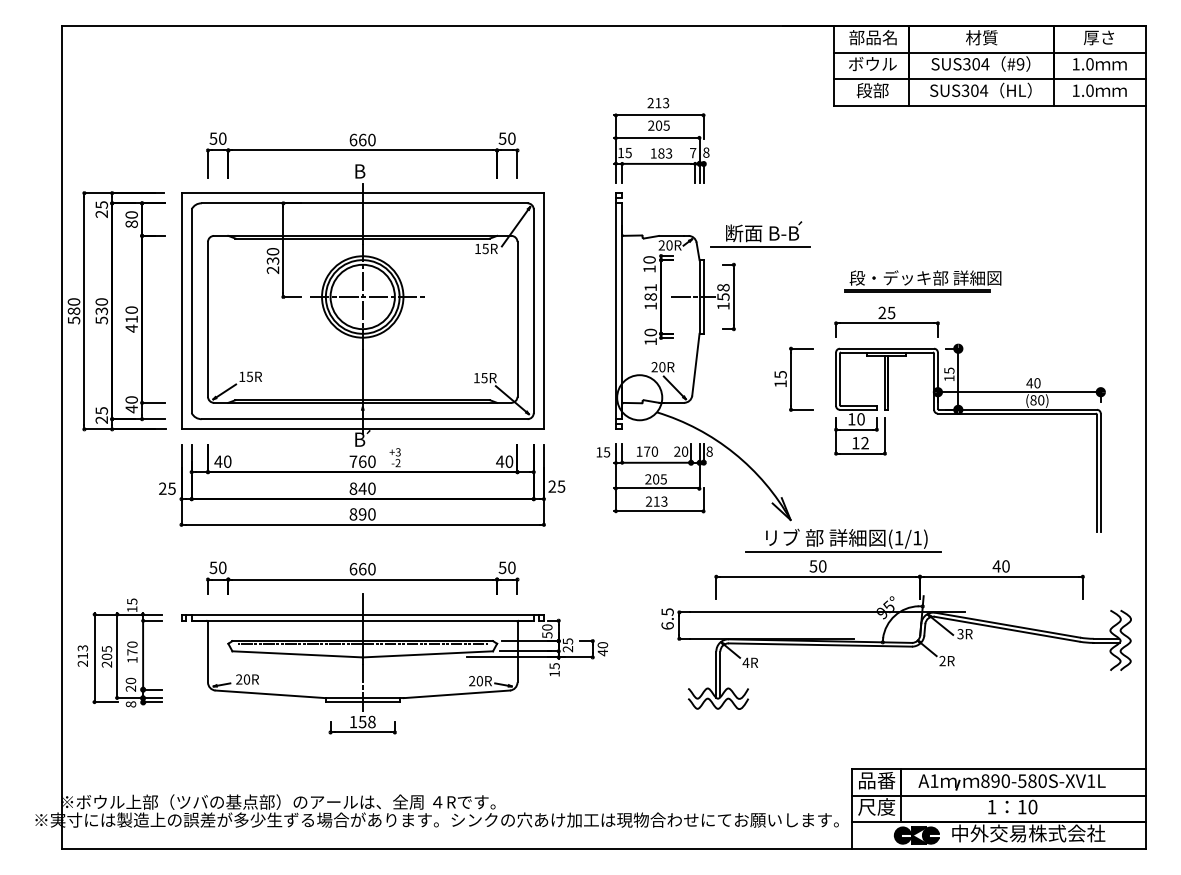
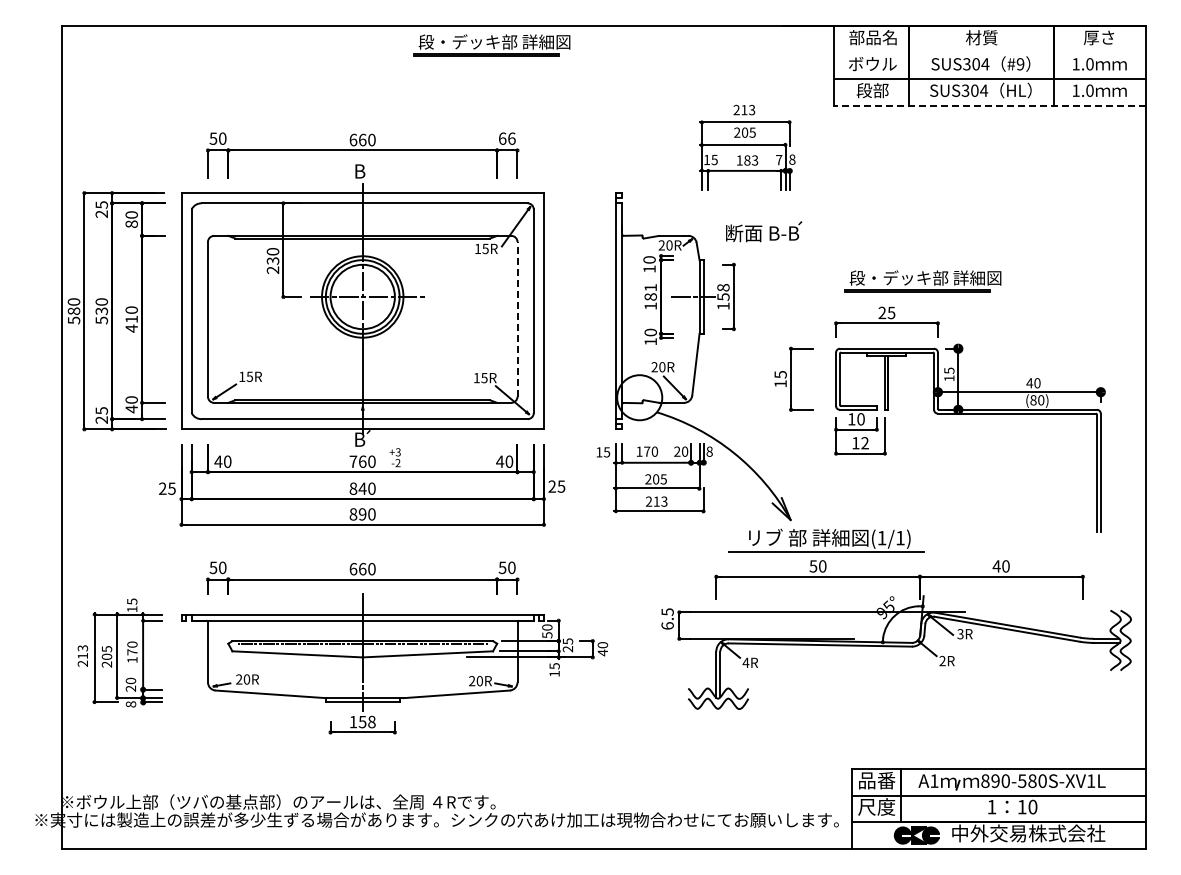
part: none -> present (491, 45)
line: present -> none (989, 52)
line: solid -> dashed (989, 105)
text: 50 -> 66 (506, 138)
part position: (661, 140) -> (747, 147) (747, 147)
line: present -> none (759, 246)
line: solid -> dashed (517, 318)
part position: (843, 540) -> (826, 540) (826, 540)
